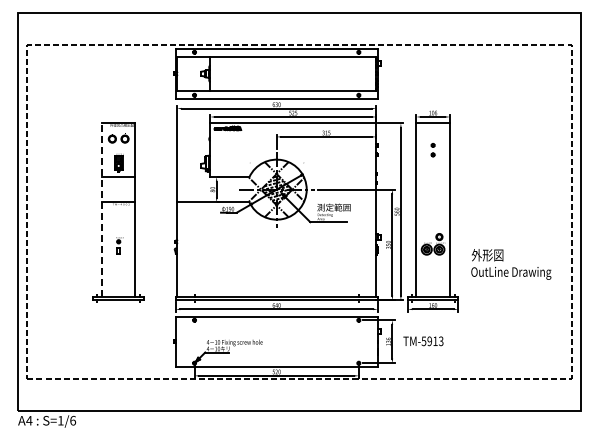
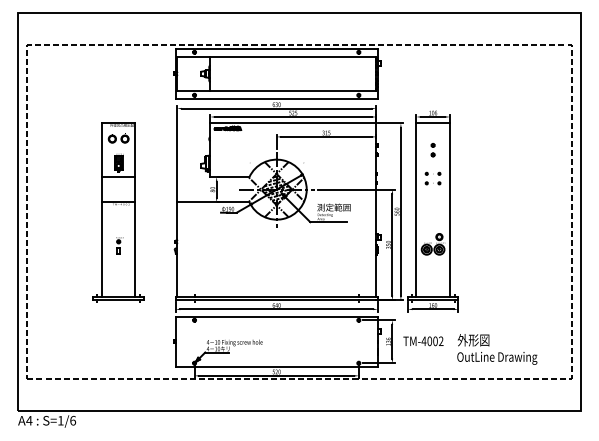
part: none -> present (432, 178)
line: dashed -> solid (101, 210)
text position: (511, 264) -> (497, 349) (497, 349)
text: TM-5913 -> TM-4002 (432, 341)
